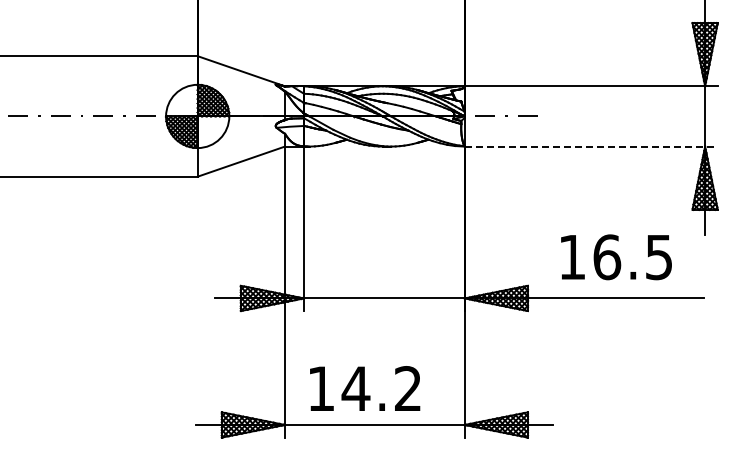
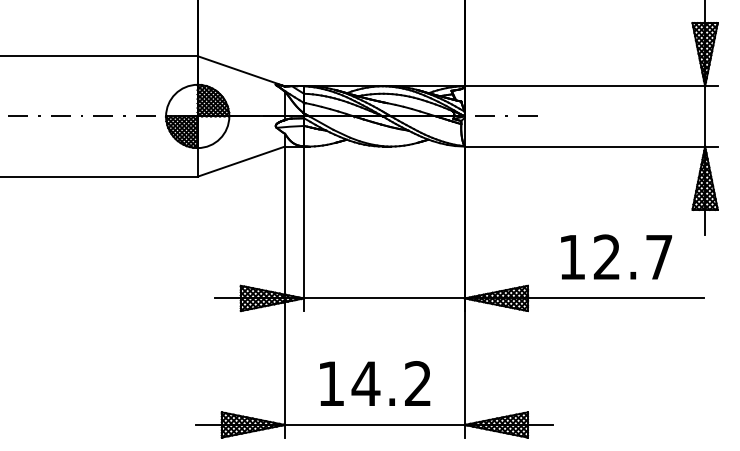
line: dashed -> solid (591, 146)
text: 16.5 -> 12.7 (632, 257)
text position: (365, 388) -> (375, 383) (375, 383)
